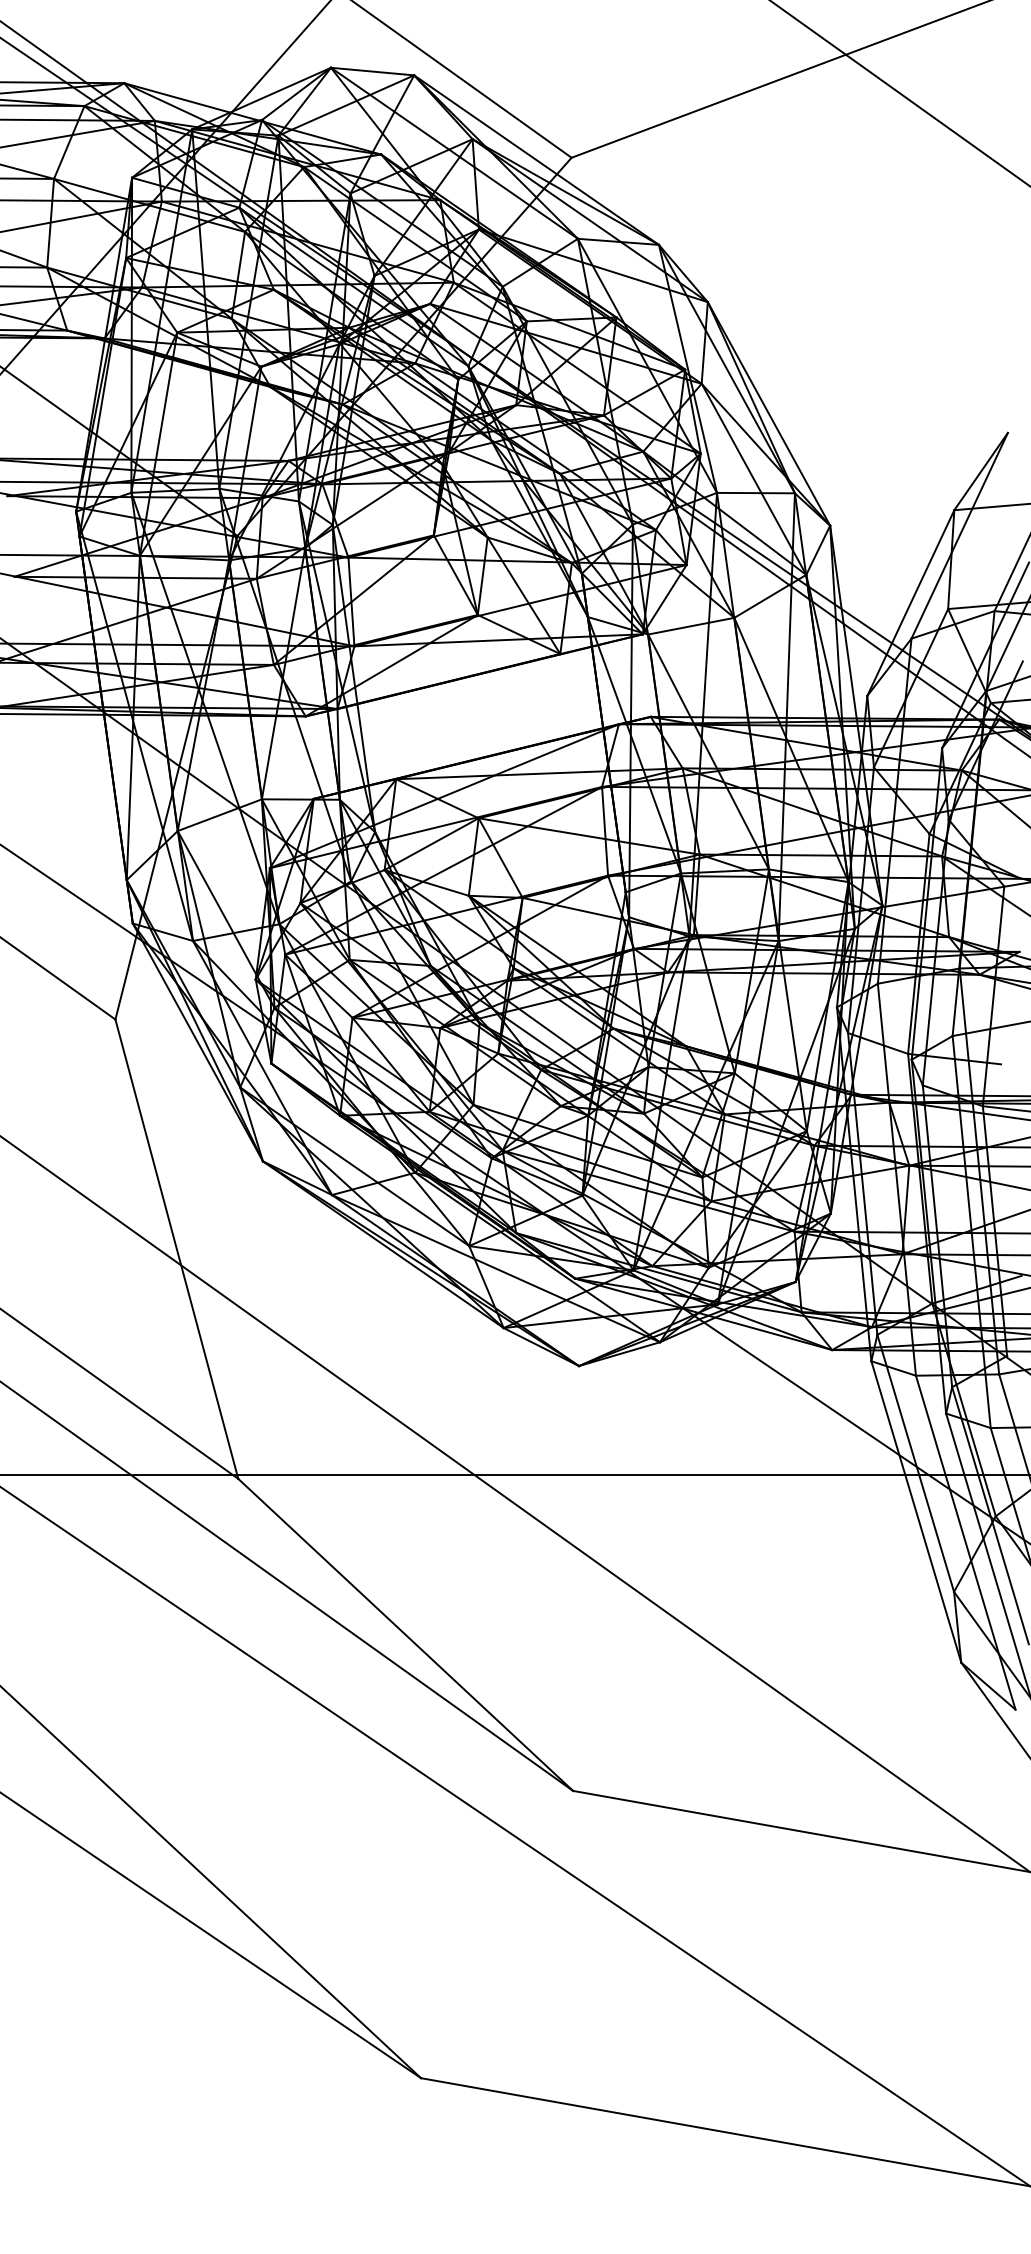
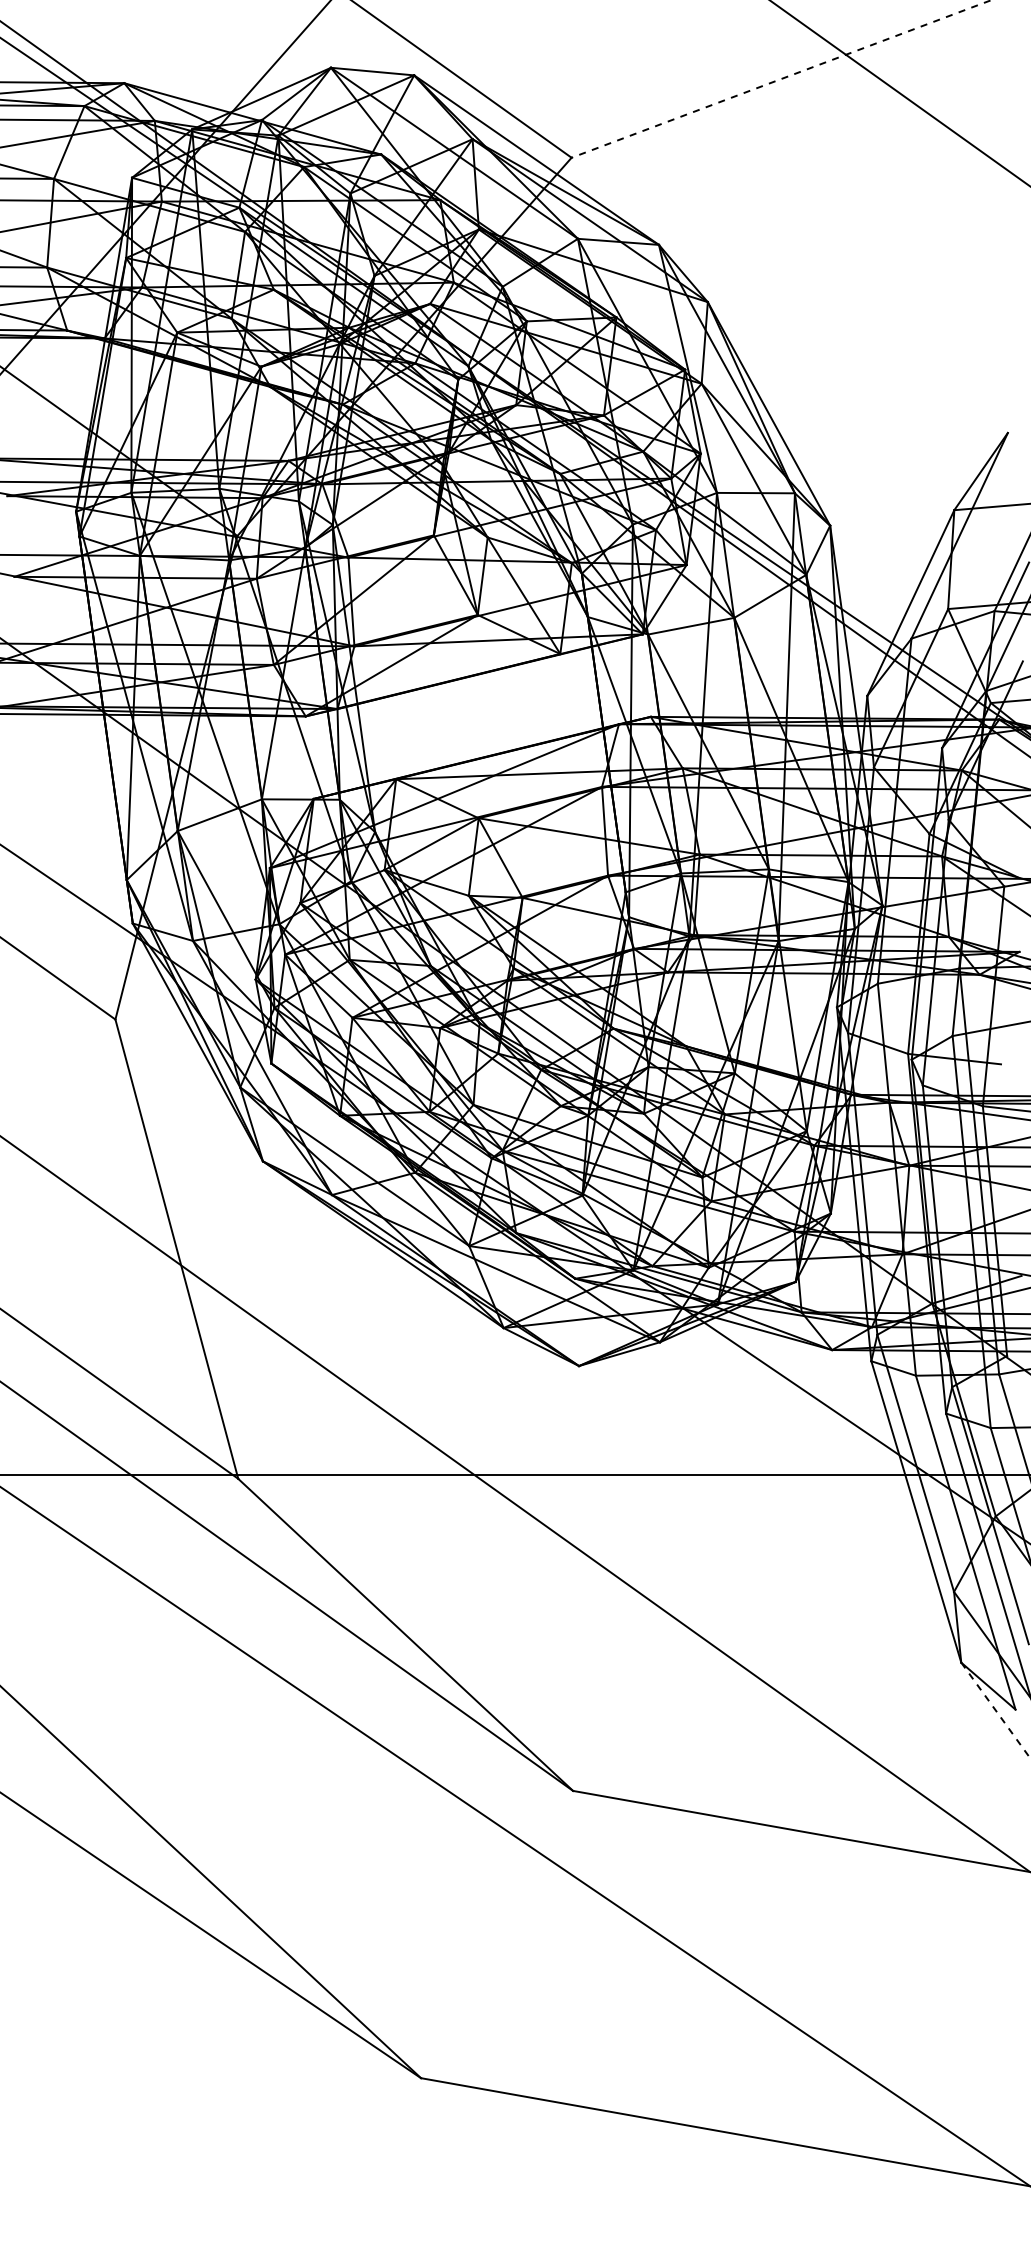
line: solid -> dashed (781, 79)
line: solid -> dashed (996, 1711)
